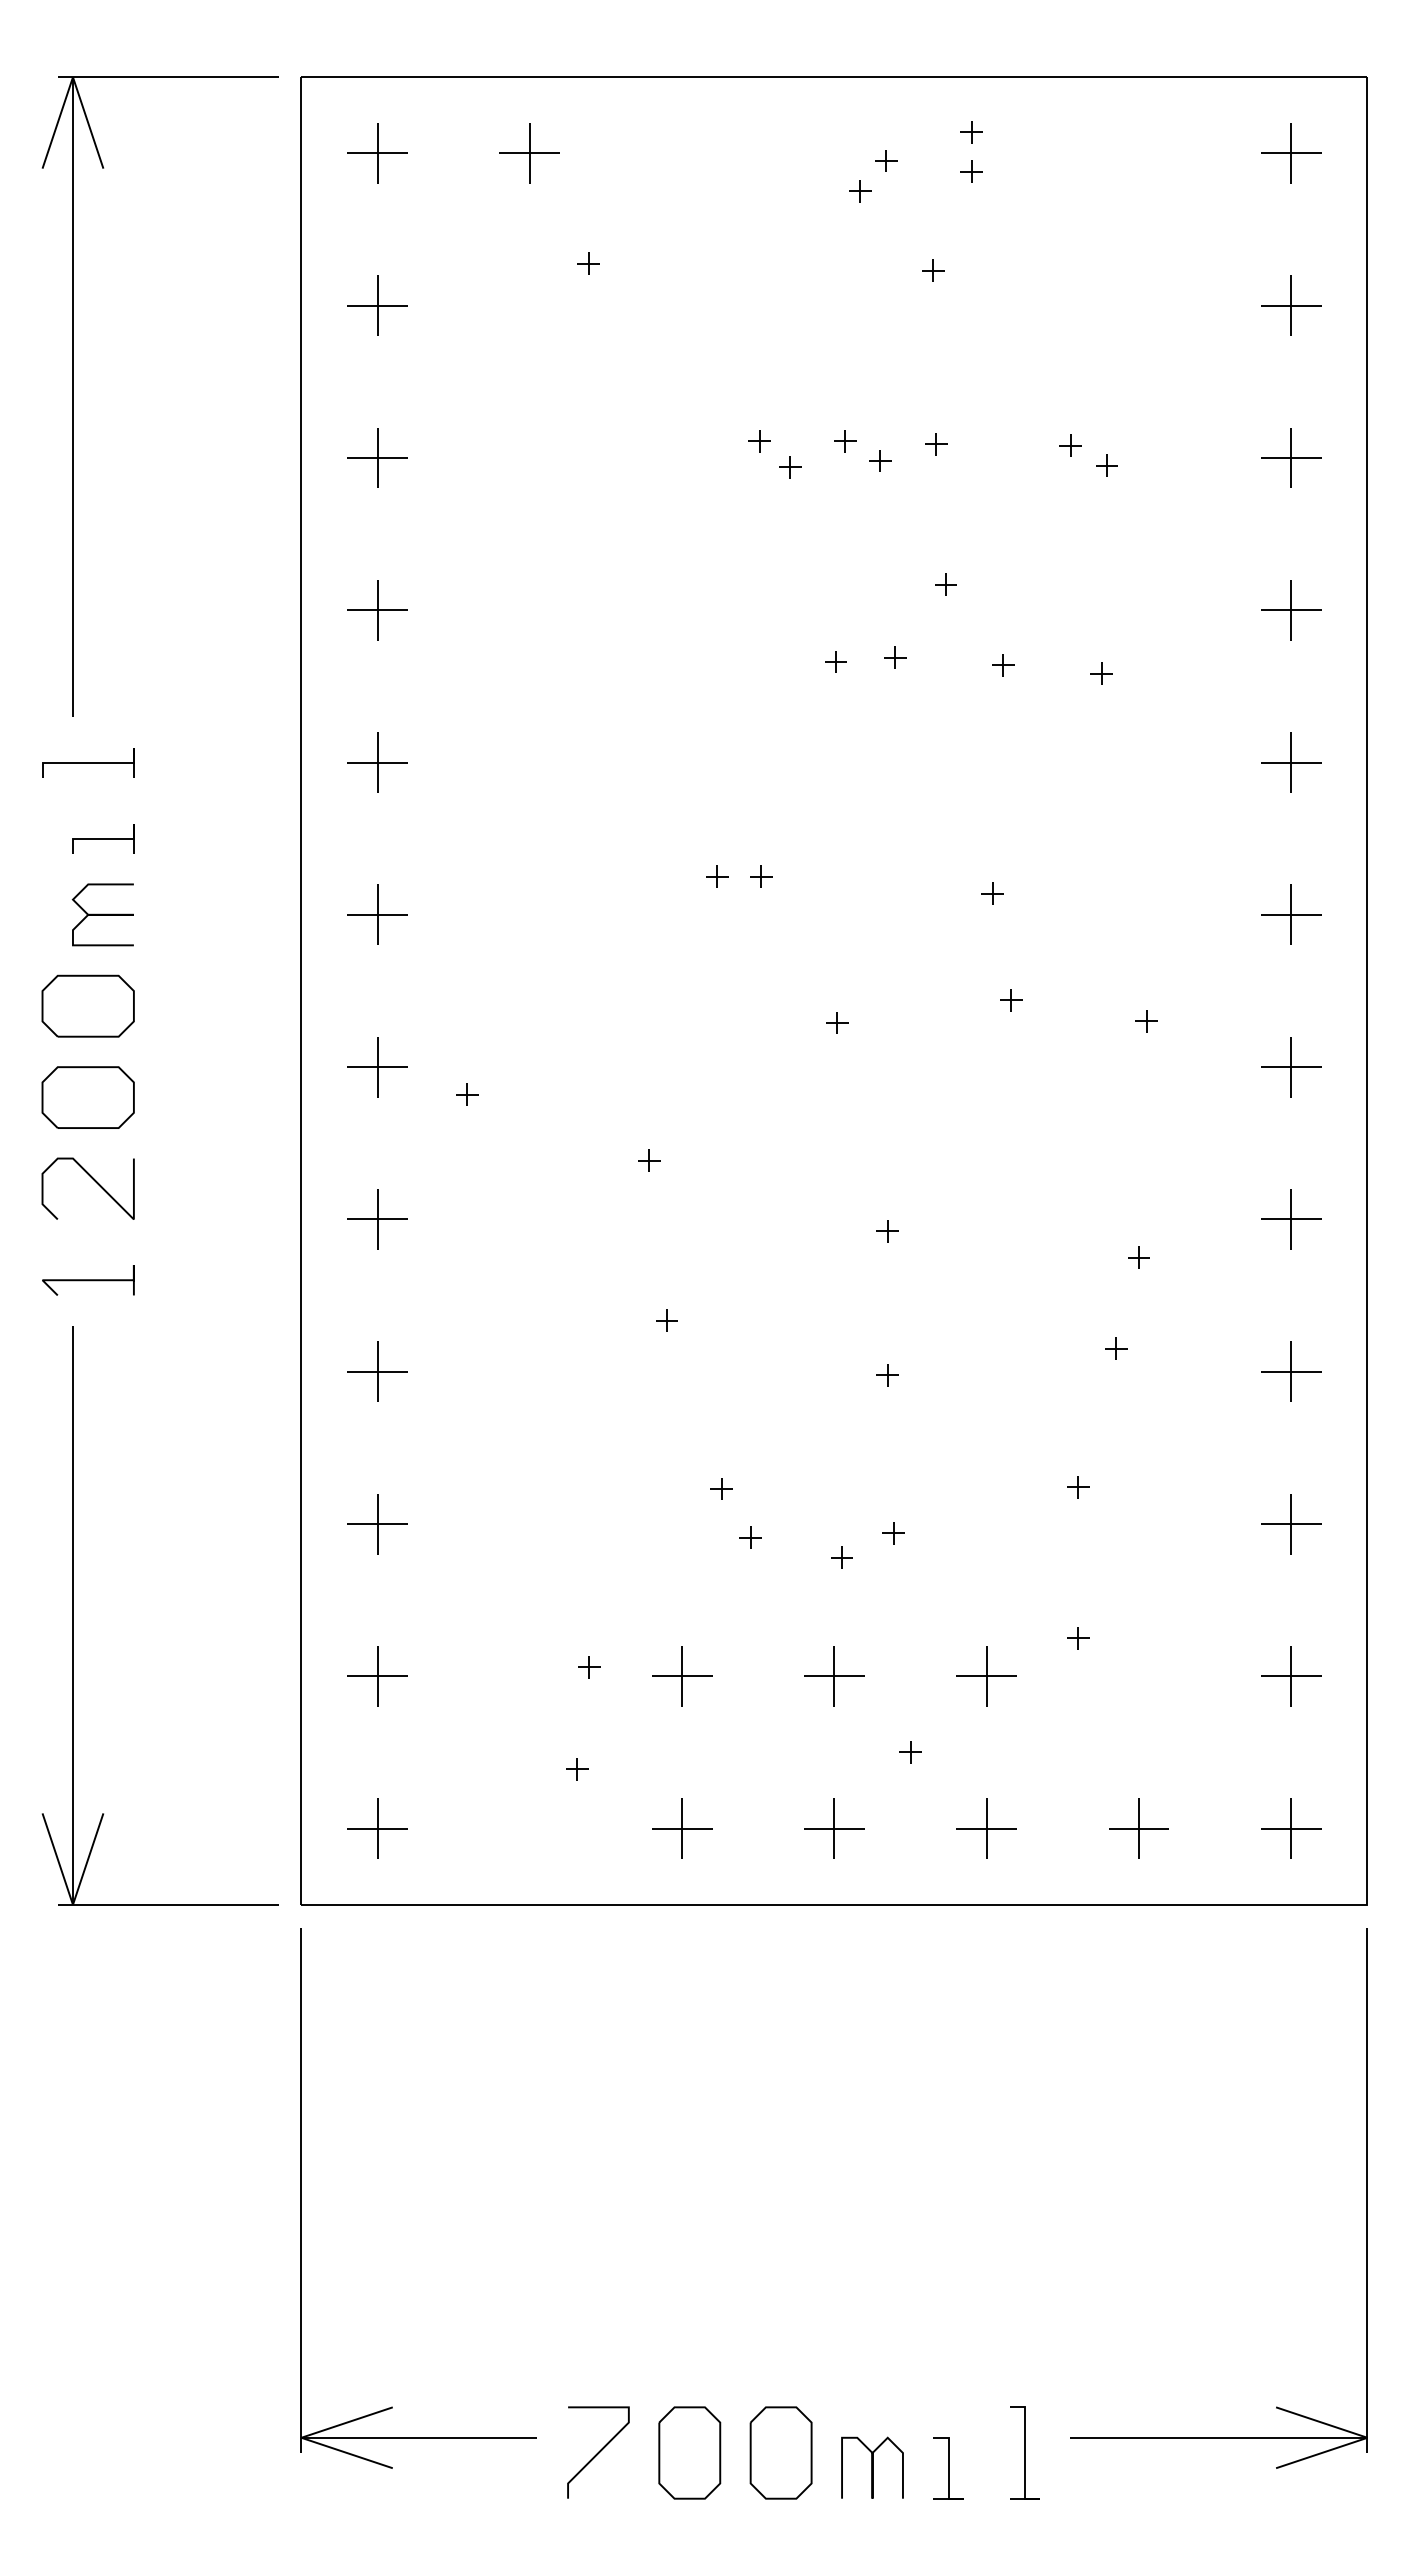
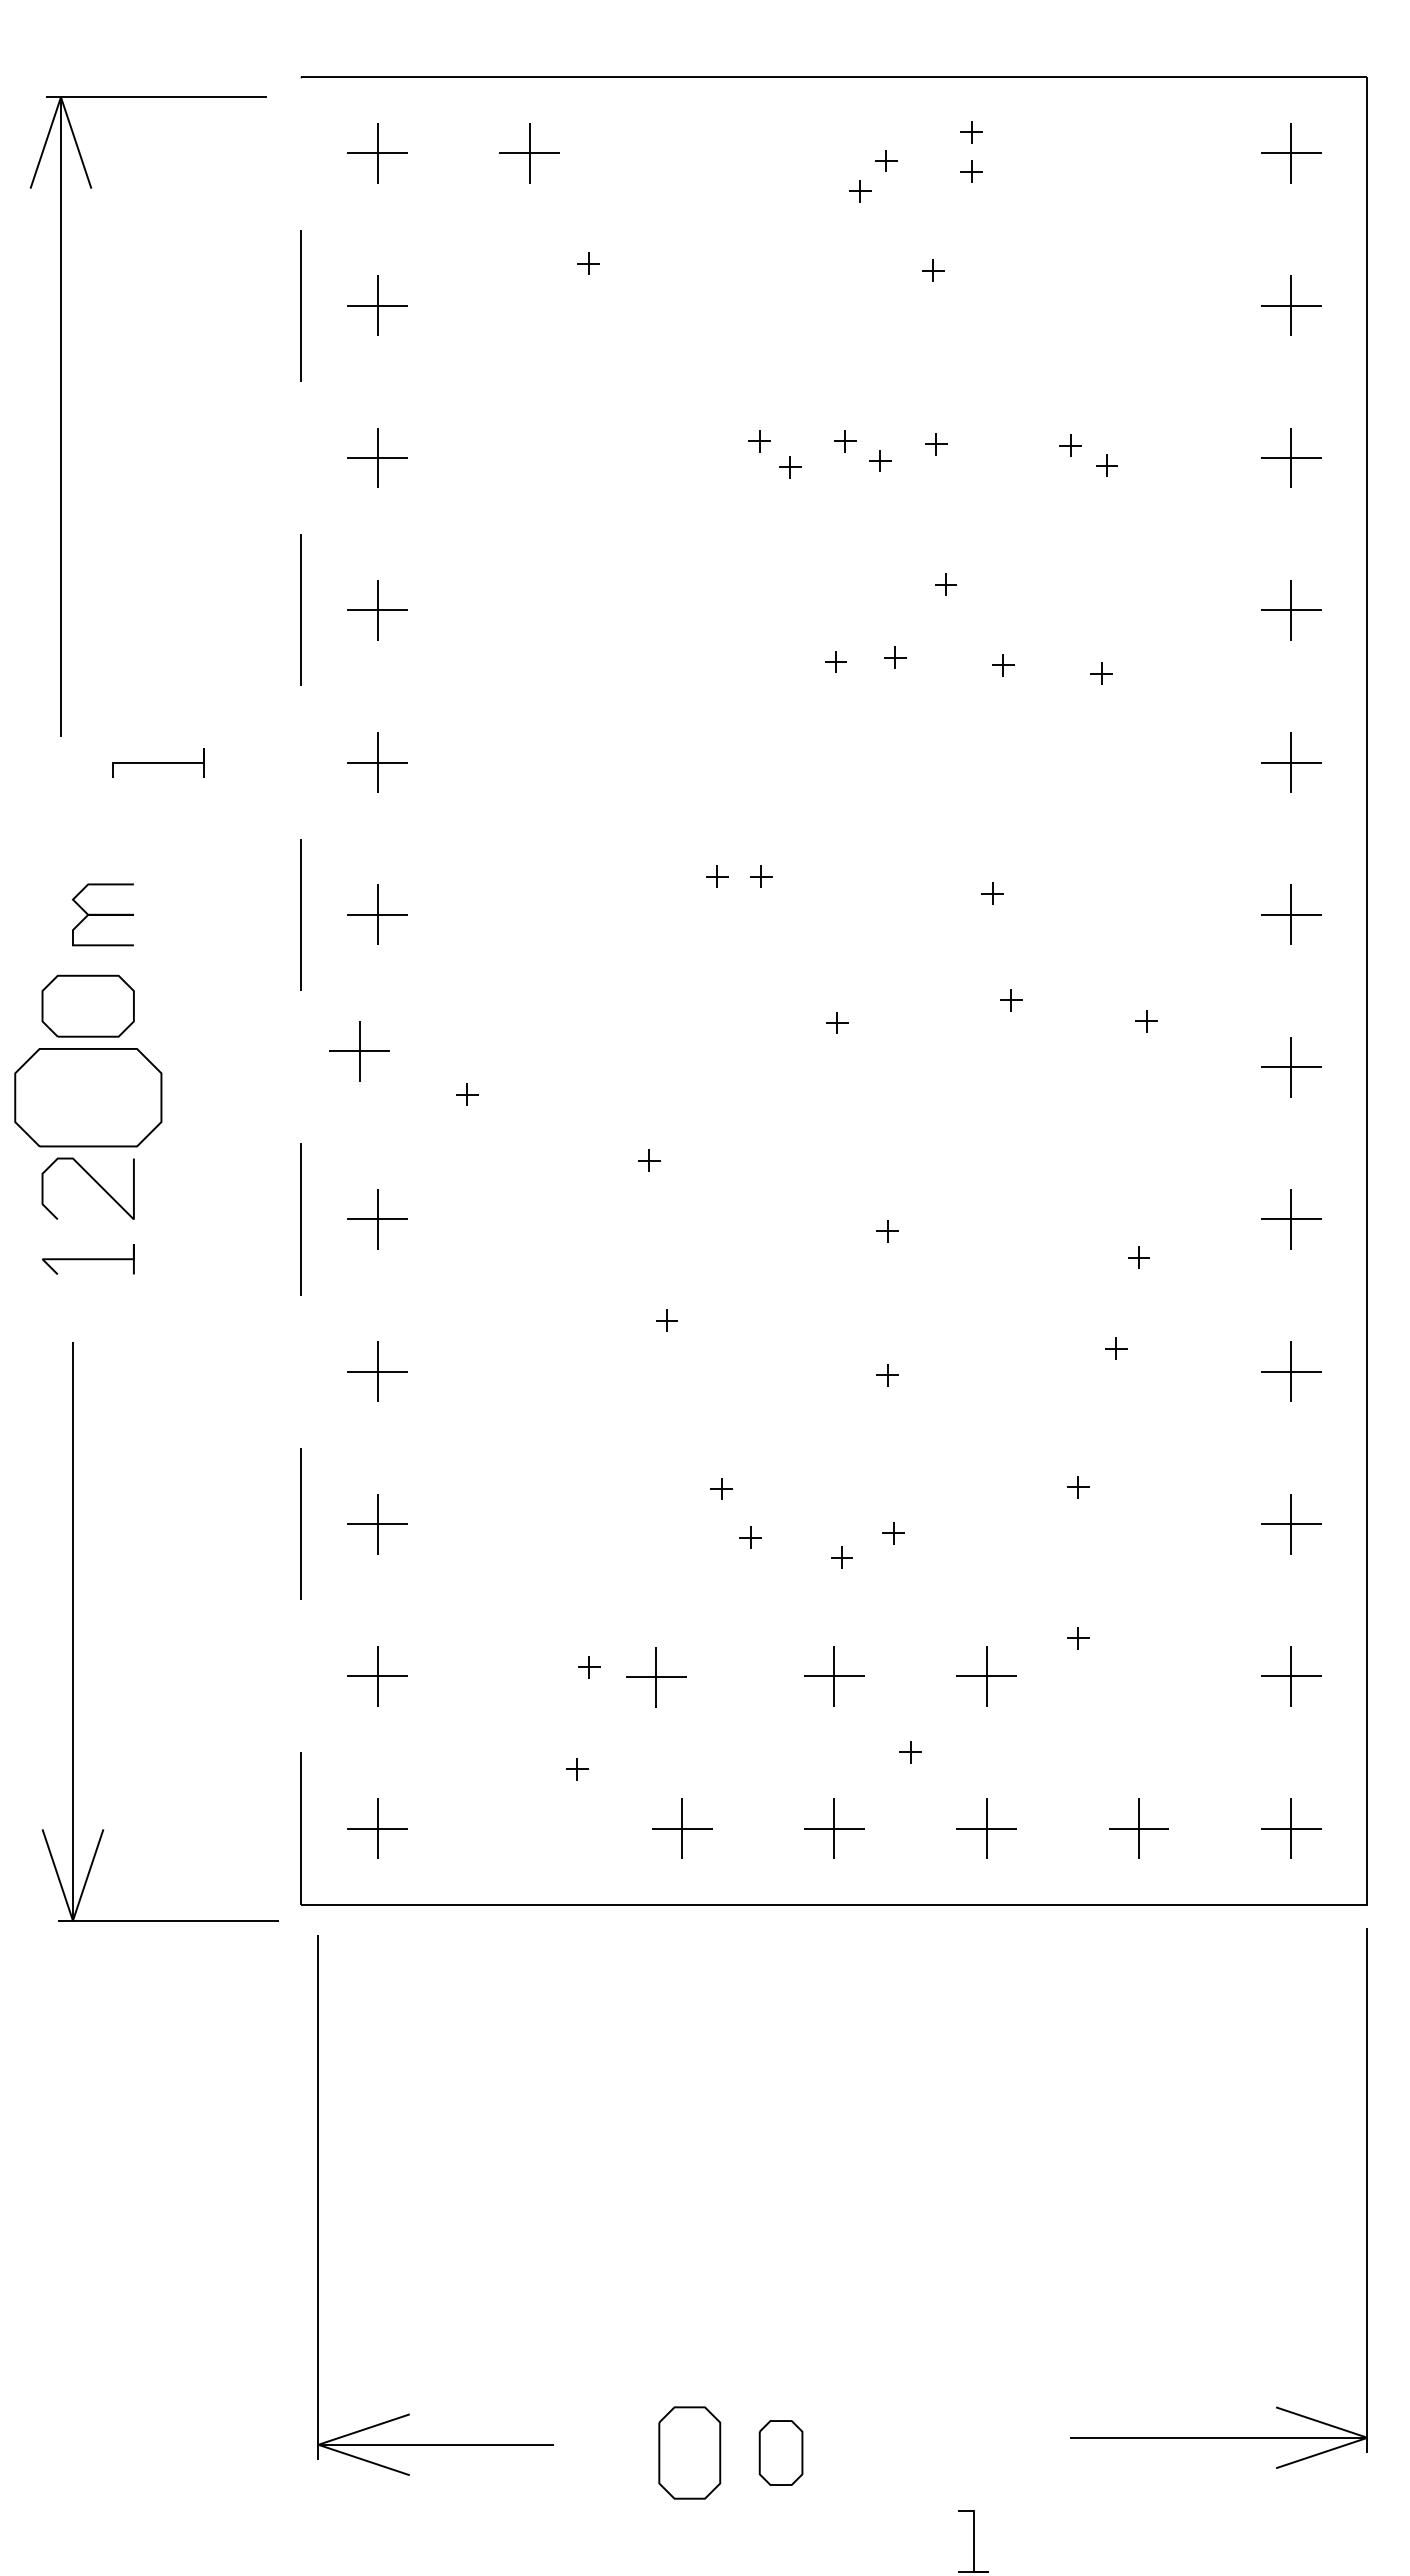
part position: (73, 396) -> (61, 416) (61, 416)
line position: (88, 762) -> (158, 762) (158, 762)
line: present -> none (103, 838)
line: solid -> dashed (301, 991)
part position: (377, 1067) -> (359, 1051) (359, 1051)
part size: 94x63 px -> 149x100 px (88, 1097)
line position: (88, 1280) -> (88, 1259) (88, 1259)
part position: (73, 1615) -> (73, 1631) (73, 1631)
part position: (682, 1676) -> (656, 1677) (656, 1677)
part position: (301, 2198) -> (318, 2205) (318, 2205)
line: present -> none (598, 2452)
part size: 64x94 px -> 46x66 px (780, 2452)
line: present -> none (1024, 2452)
curve: present -> none (872, 2467)
line position: (948, 2468) -> (973, 2541) (973, 2541)
